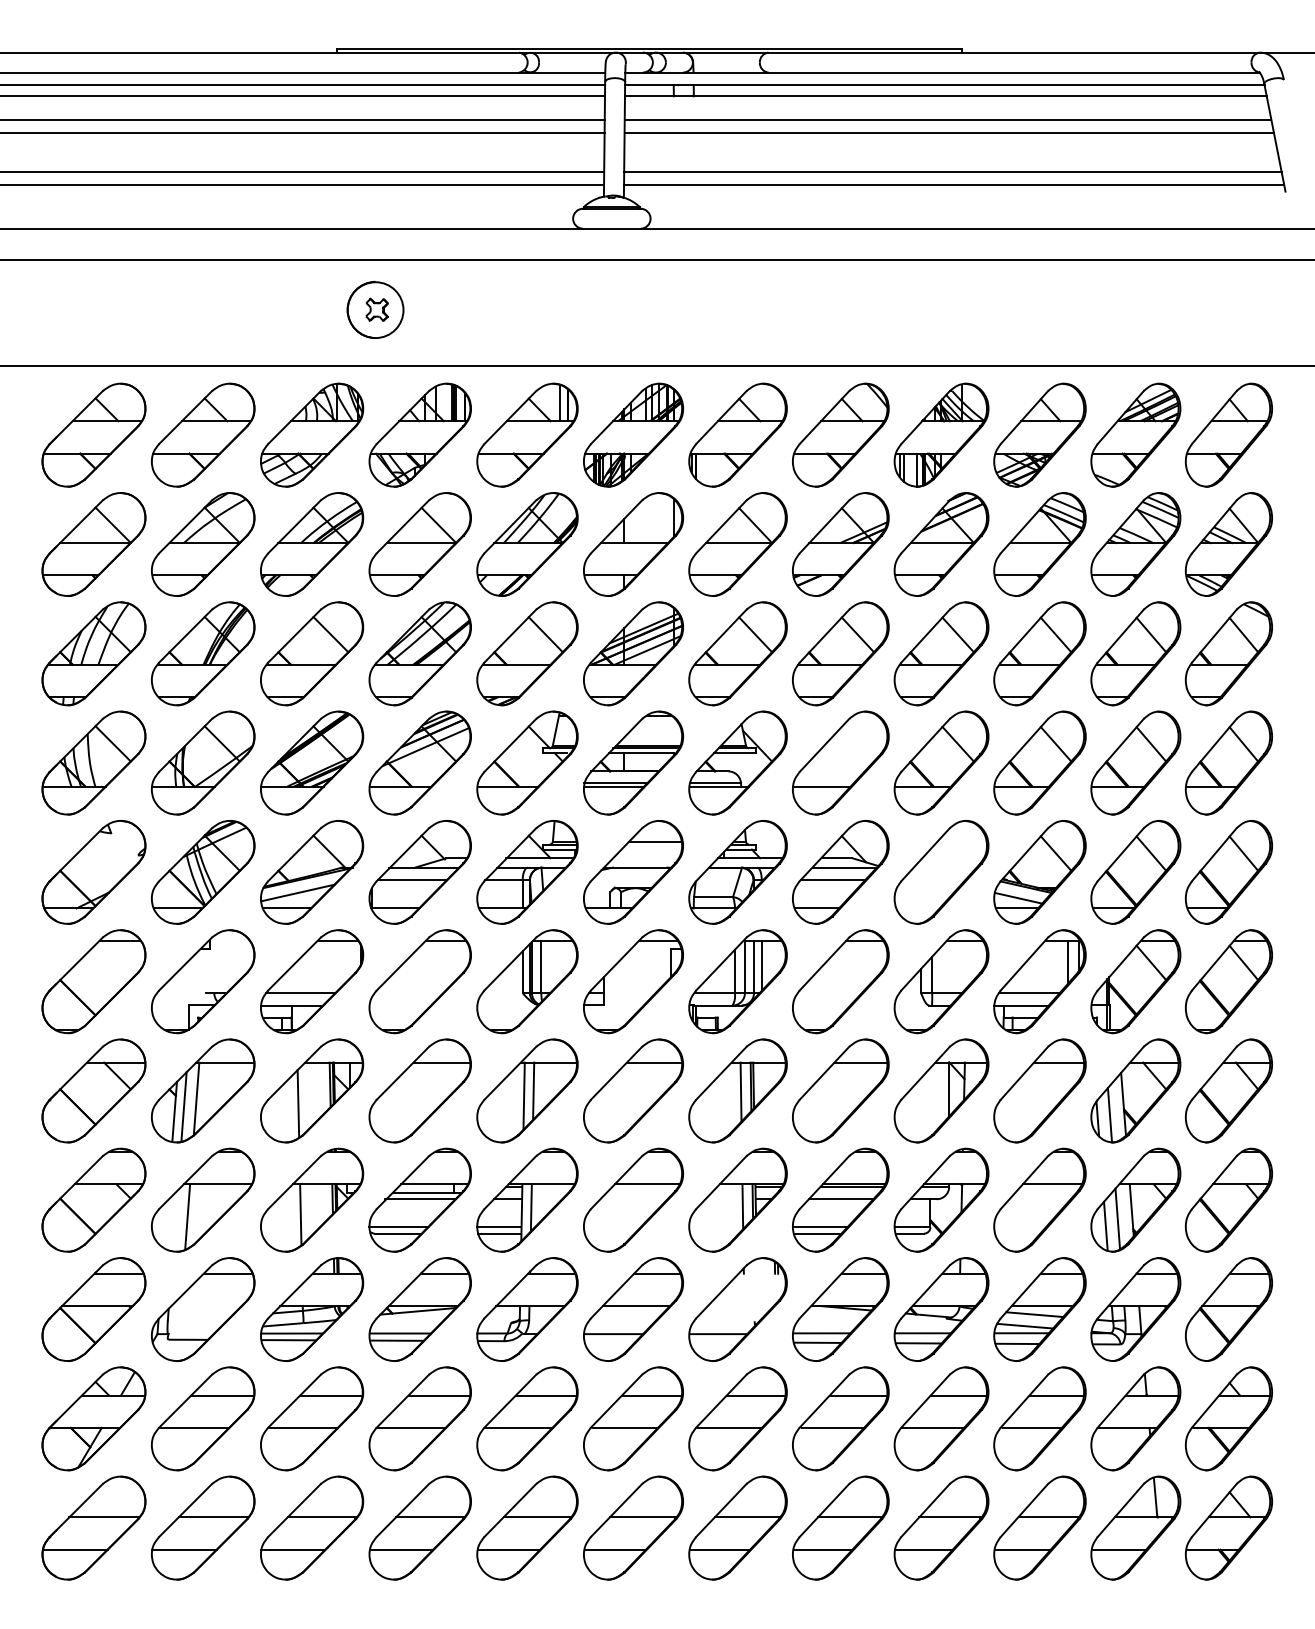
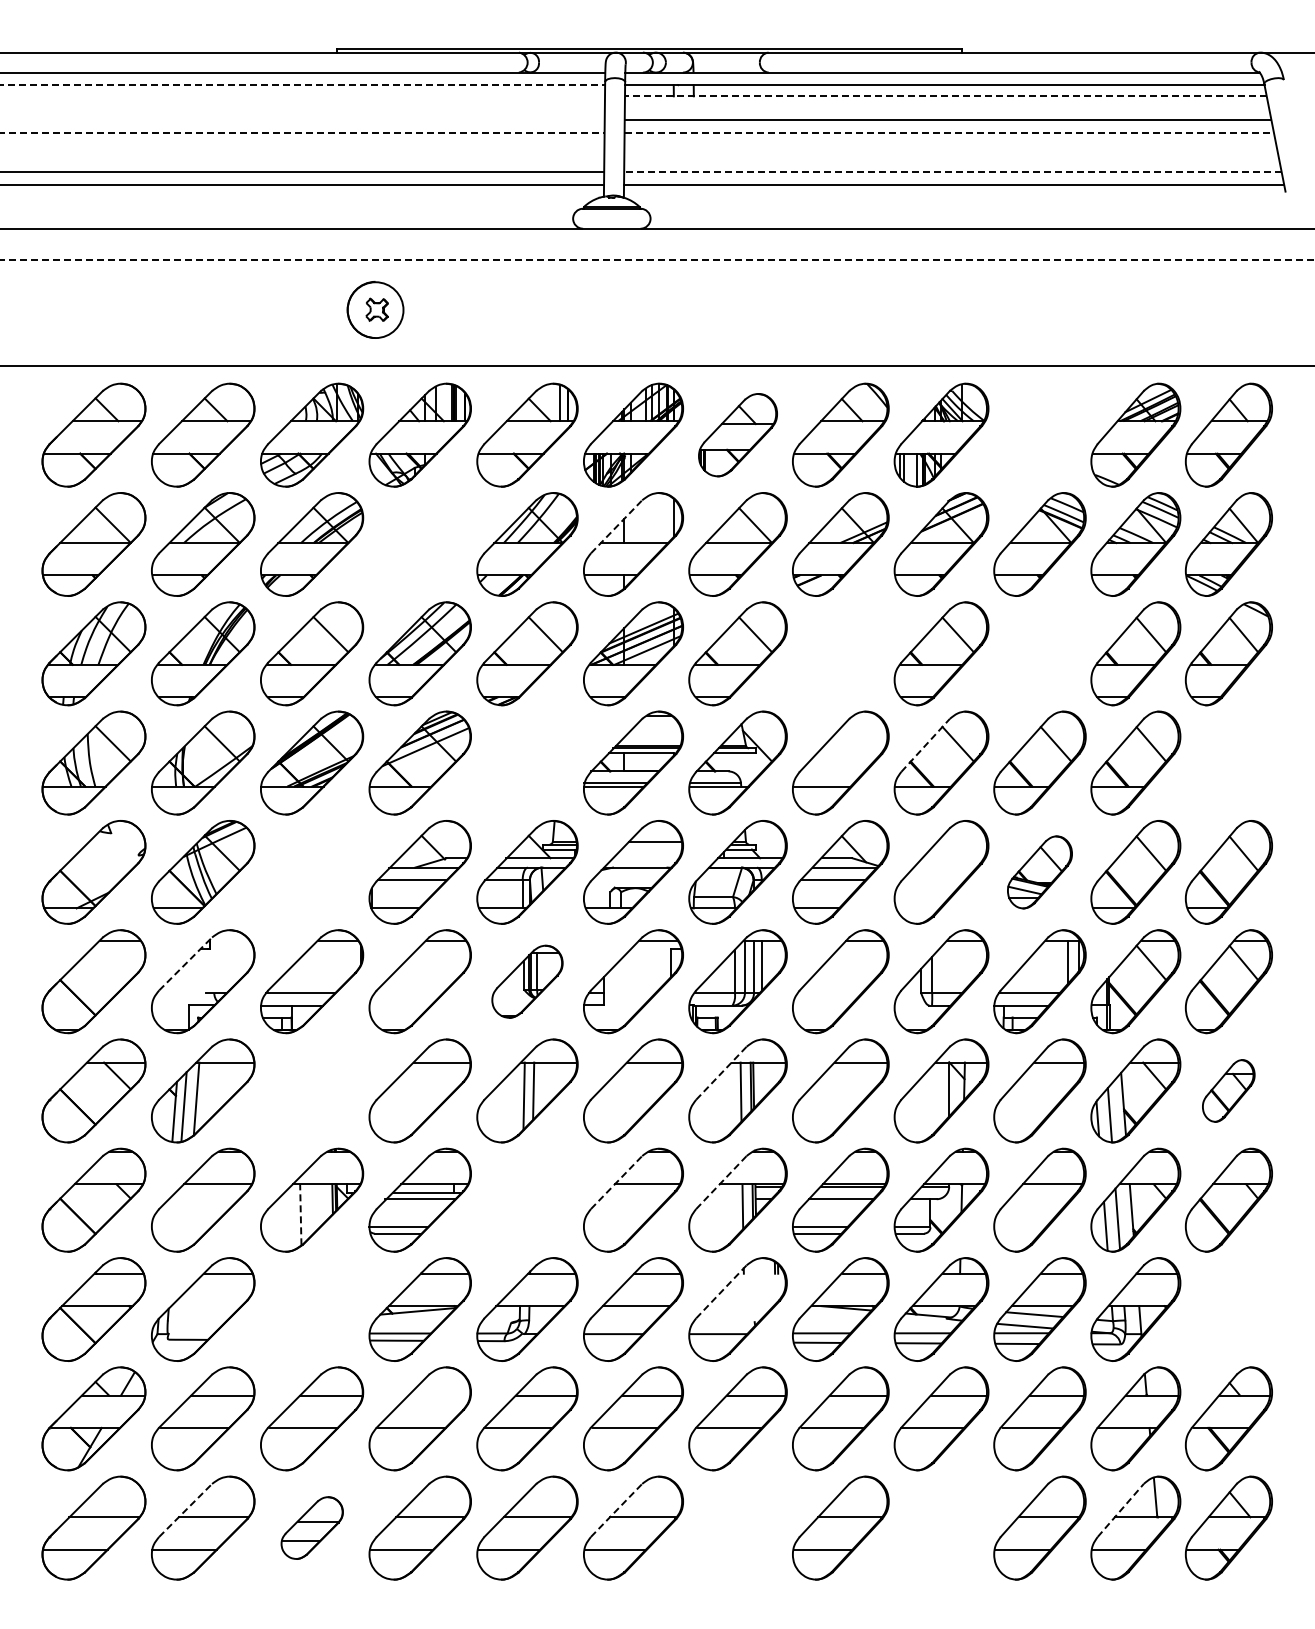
line: solid -> dashed (303, 85)
line: present -> none (303, 96)
line: solid -> dashed (945, 96)
line: present -> none (303, 120)
line: solid -> dashed (302, 132)
line: solid -> dashed (949, 132)
line: solid -> dashed (952, 172)
line: solid -> dashed (657, 259)
part size: 100x106 px -> 80x85 px (737, 435)
part: present -> none (1039, 434)
line: solid -> dashed (616, 526)
part: present -> none (419, 544)
part: present -> none (840, 653)
part: present -> none (1039, 653)
line: solid -> dashed (925, 745)
part: present -> none (527, 762)
part: present -> none (1228, 762)
part: present -> none (312, 872)
part size: 94x105 px -> 66x75 px (1039, 872)
line: solid -> dashed (186, 963)
part size: 103x106 px -> 73x75 px (527, 981)
line: solid -> dashed (721, 1073)
part: present -> none (312, 1090)
part size: 89x106 px -> 54x64 px (1228, 1090)
line: solid -> dashed (616, 1182)
line: solid -> dashed (721, 1182)
part: present -> none (527, 1199)
line: solid -> dashed (300, 1214)
line: present -> none (187, 1216)
line: solid -> dashed (721, 1291)
part: present -> none (312, 1309)
part: present -> none (1228, 1309)
line: present -> none (439, 1395)
line: solid -> dashed (186, 1510)
line: solid -> dashed (616, 1510)
line: solid -> dashed (1121, 1510)
part size: 105x106 px -> 64x64 px (311, 1527)
part: present -> none (737, 1527)
part: present -> none (941, 1527)
